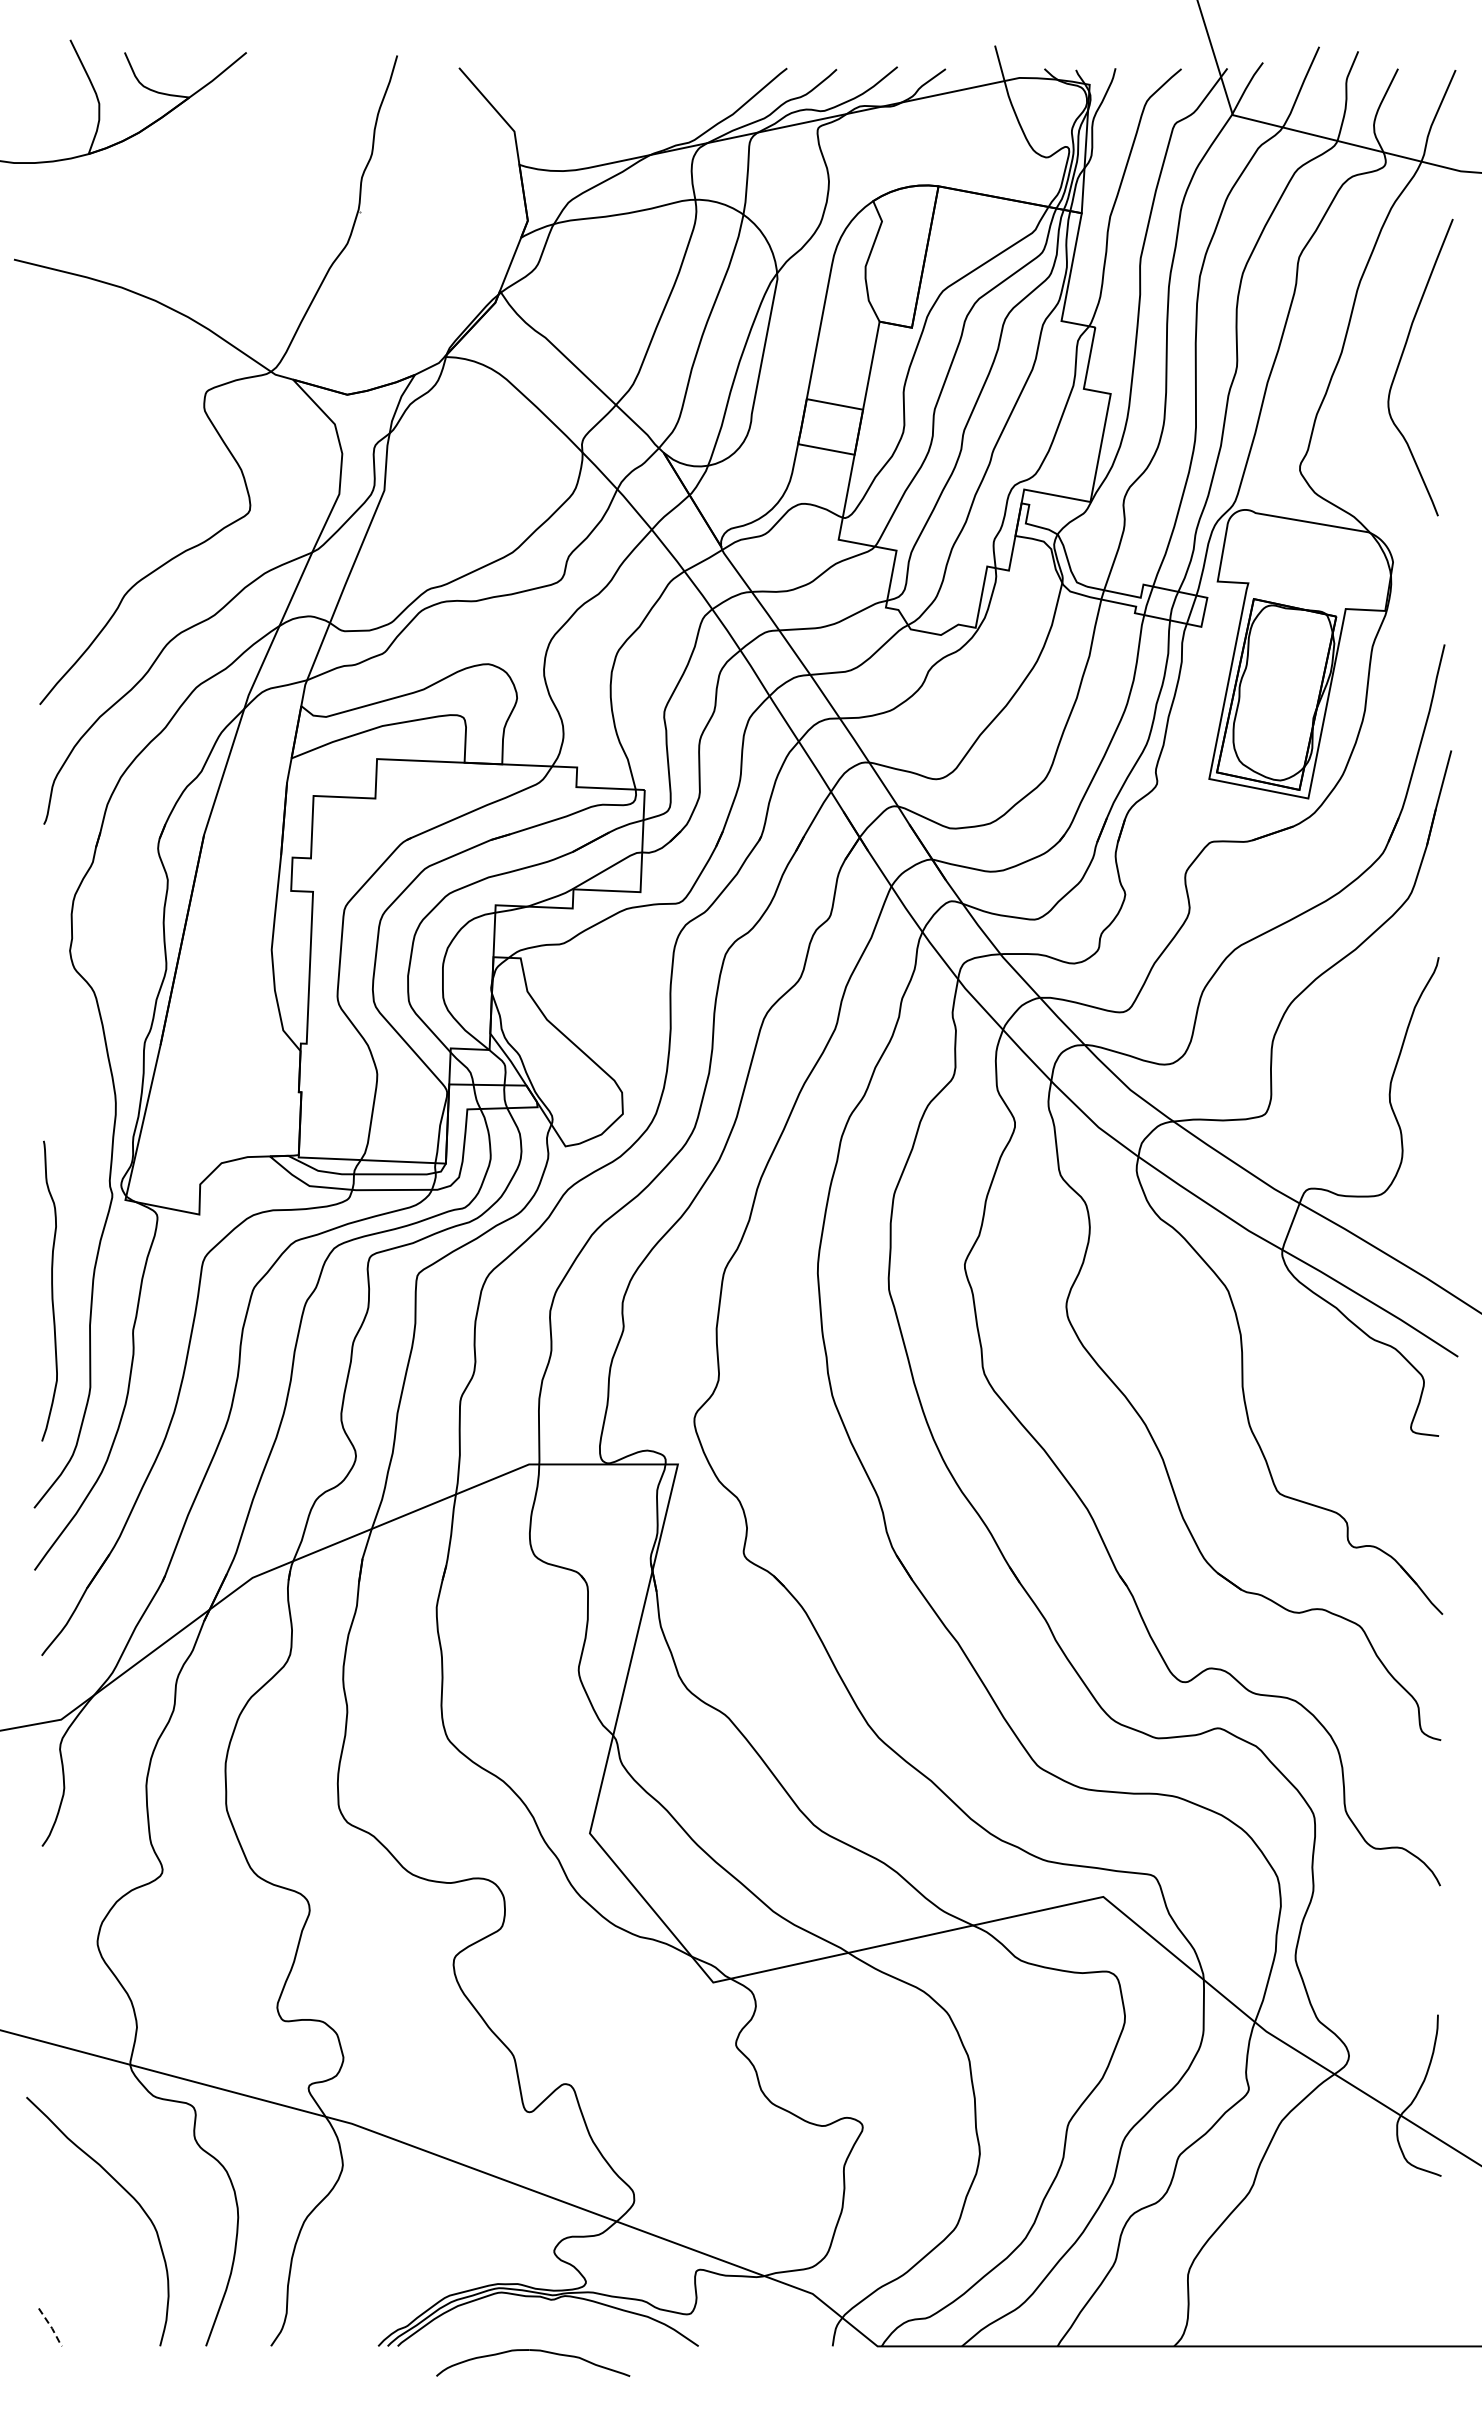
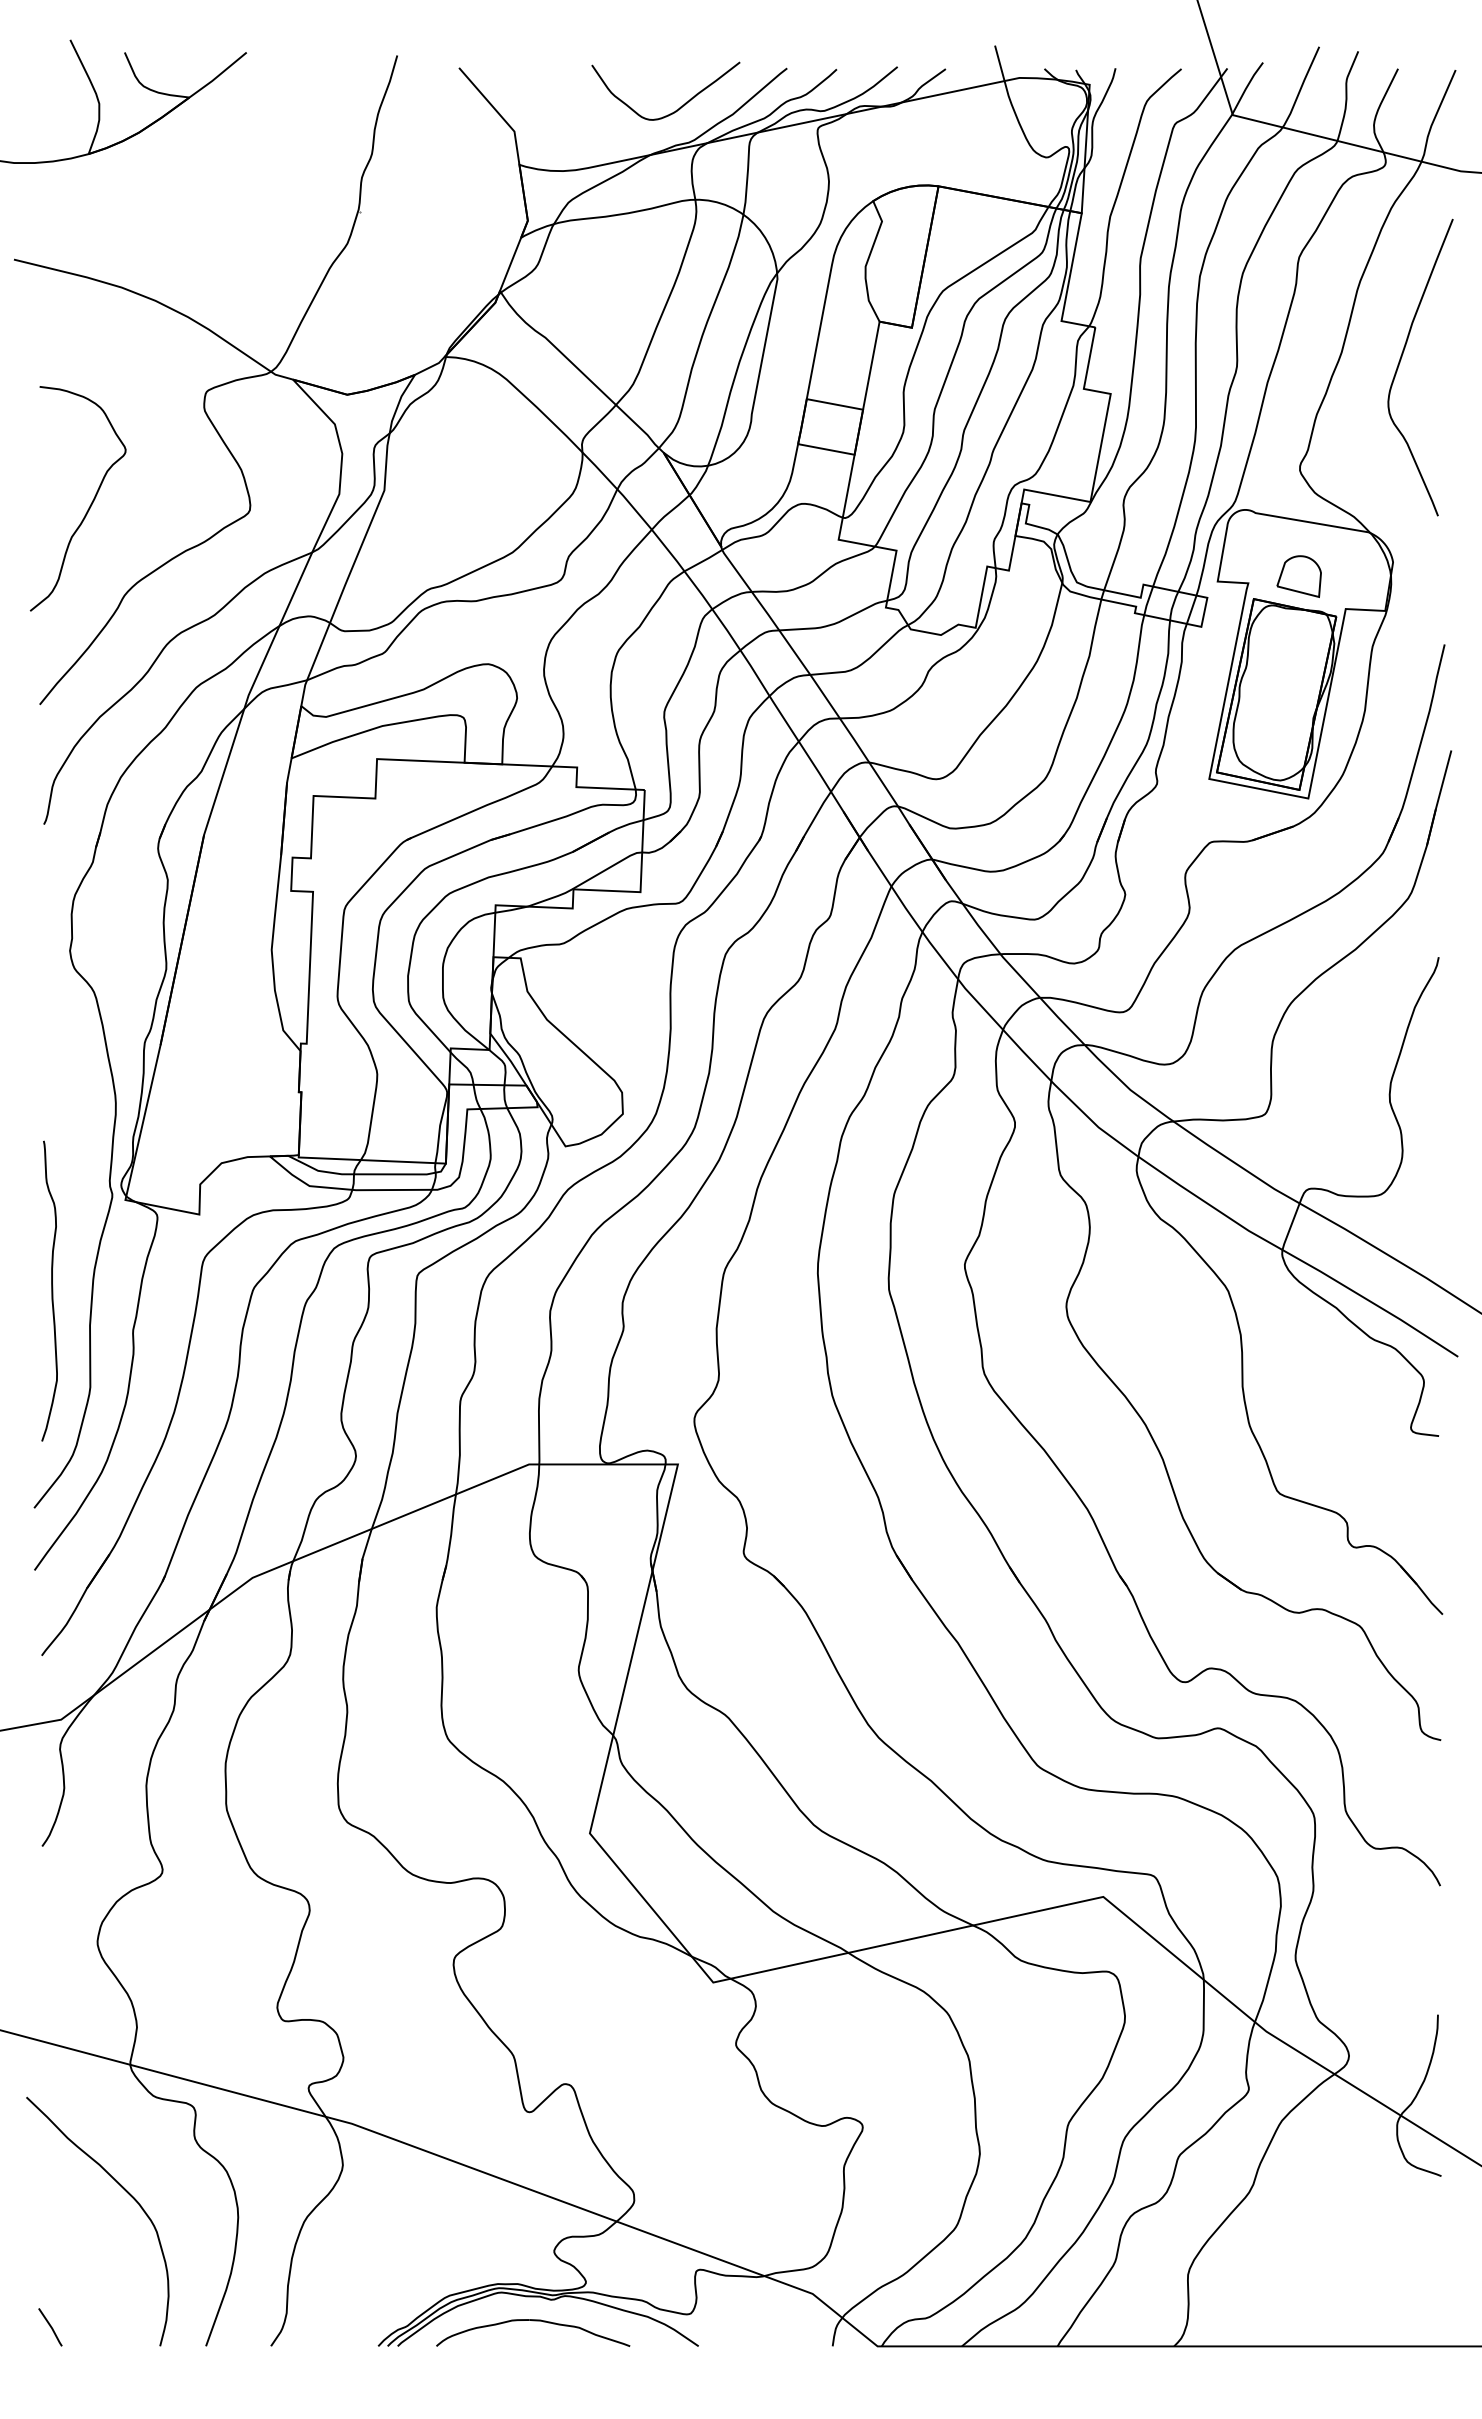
curve: none -> present (681, 105)
curve: none -> present (89, 505)
part: none -> present (1298, 576)
line: dashed -> solid (52, 2328)
part position: (533, 2351) -> (533, 2321) (533, 2321)
